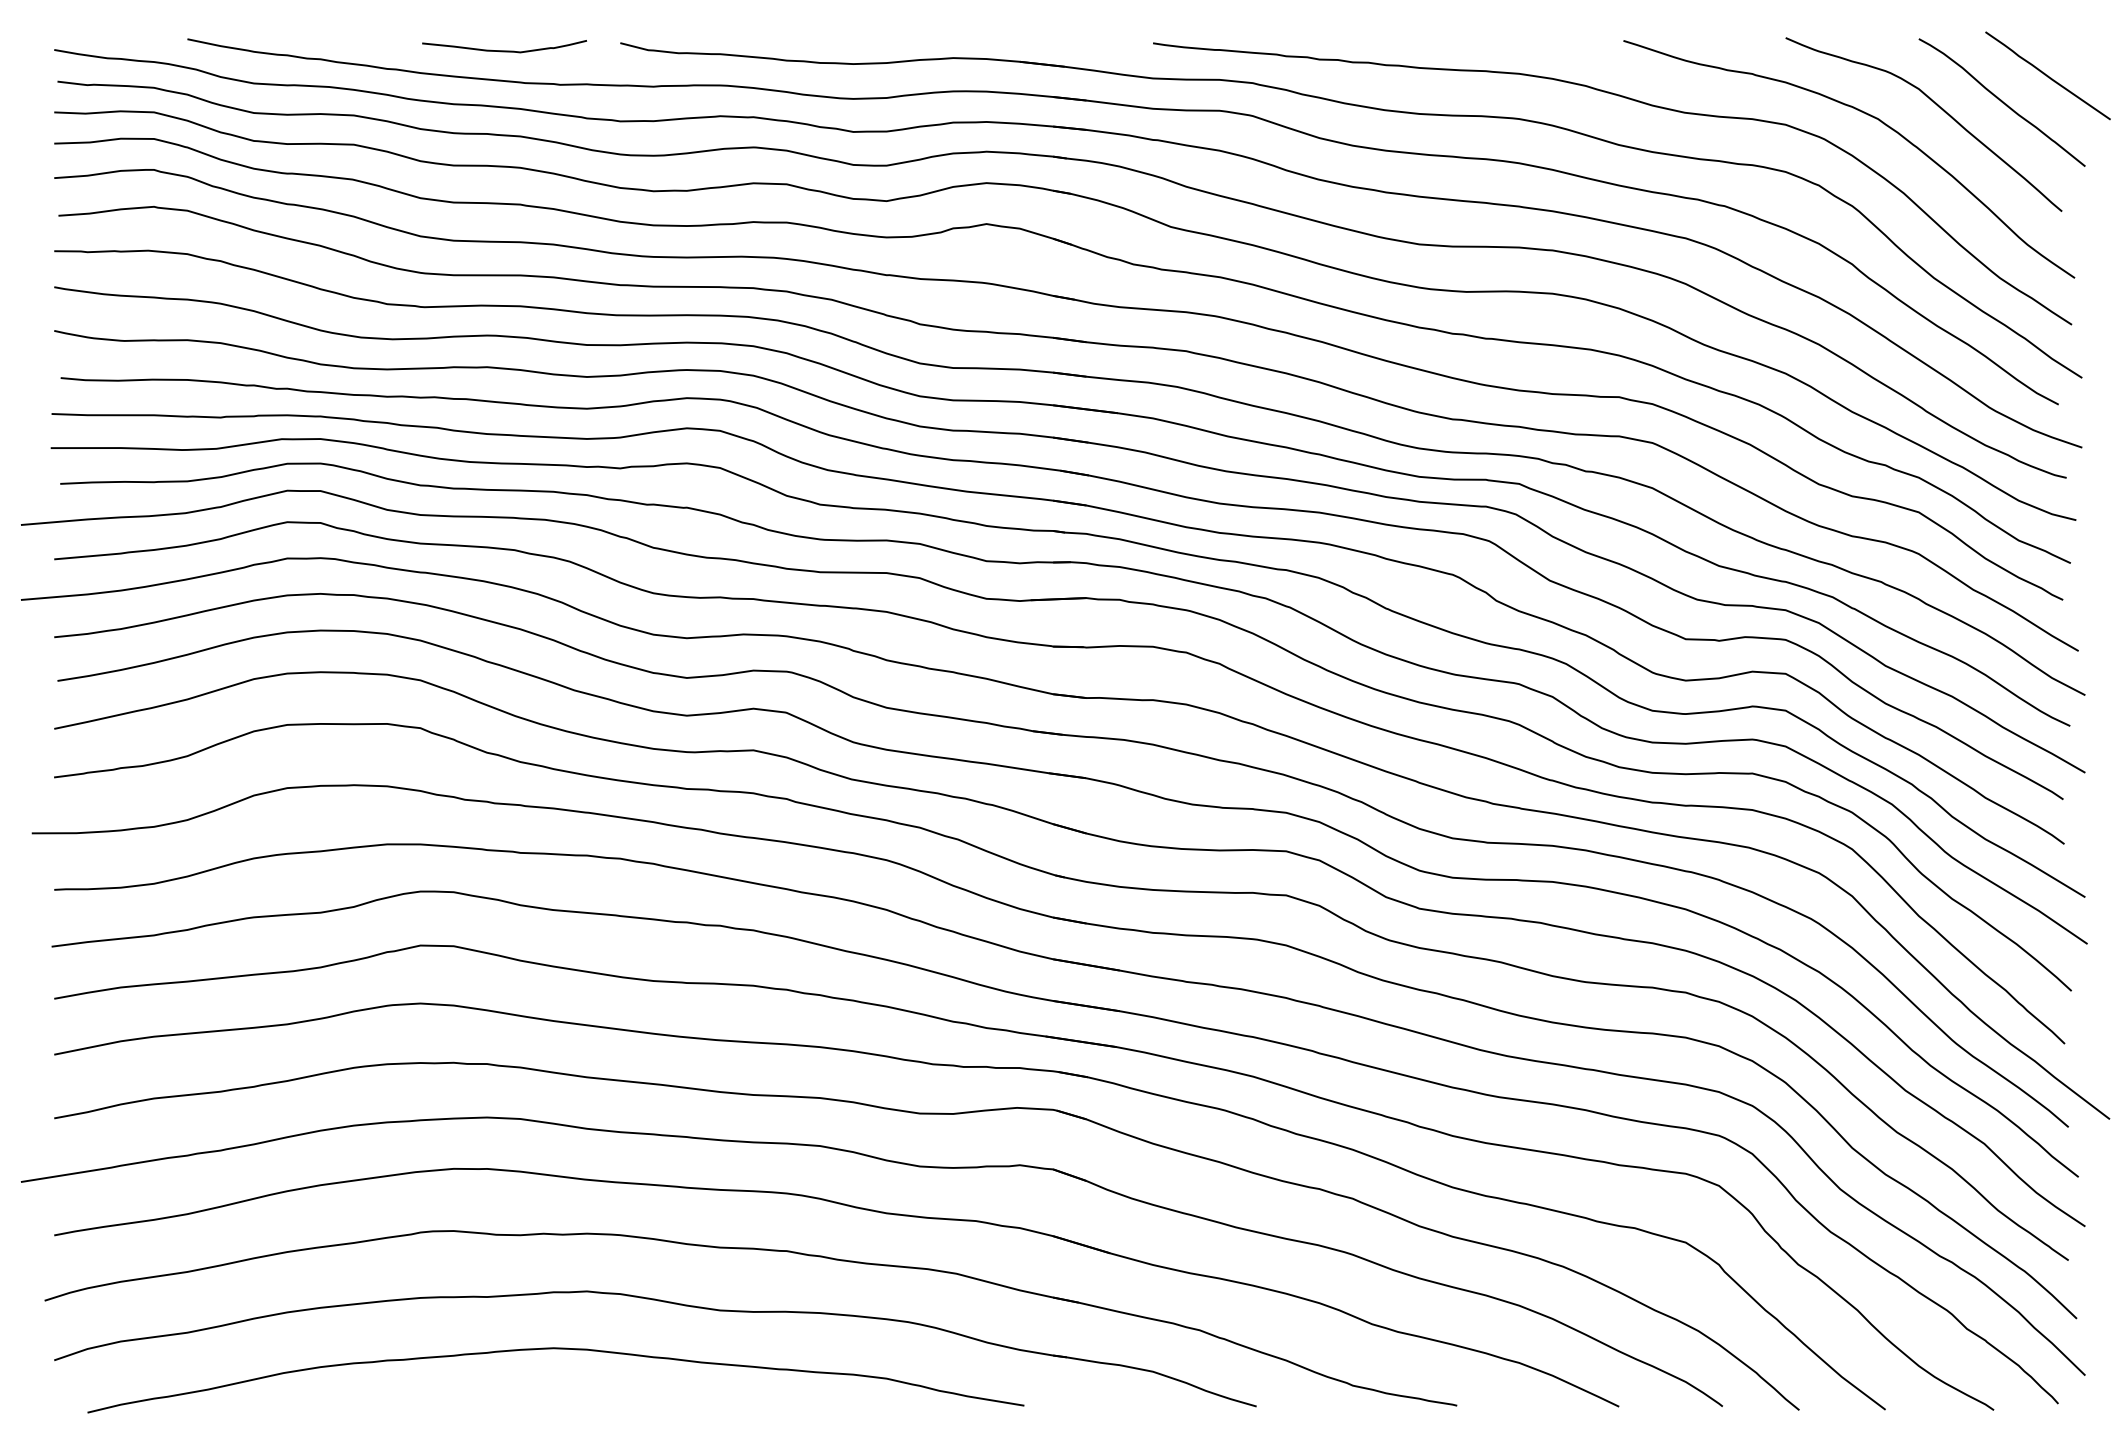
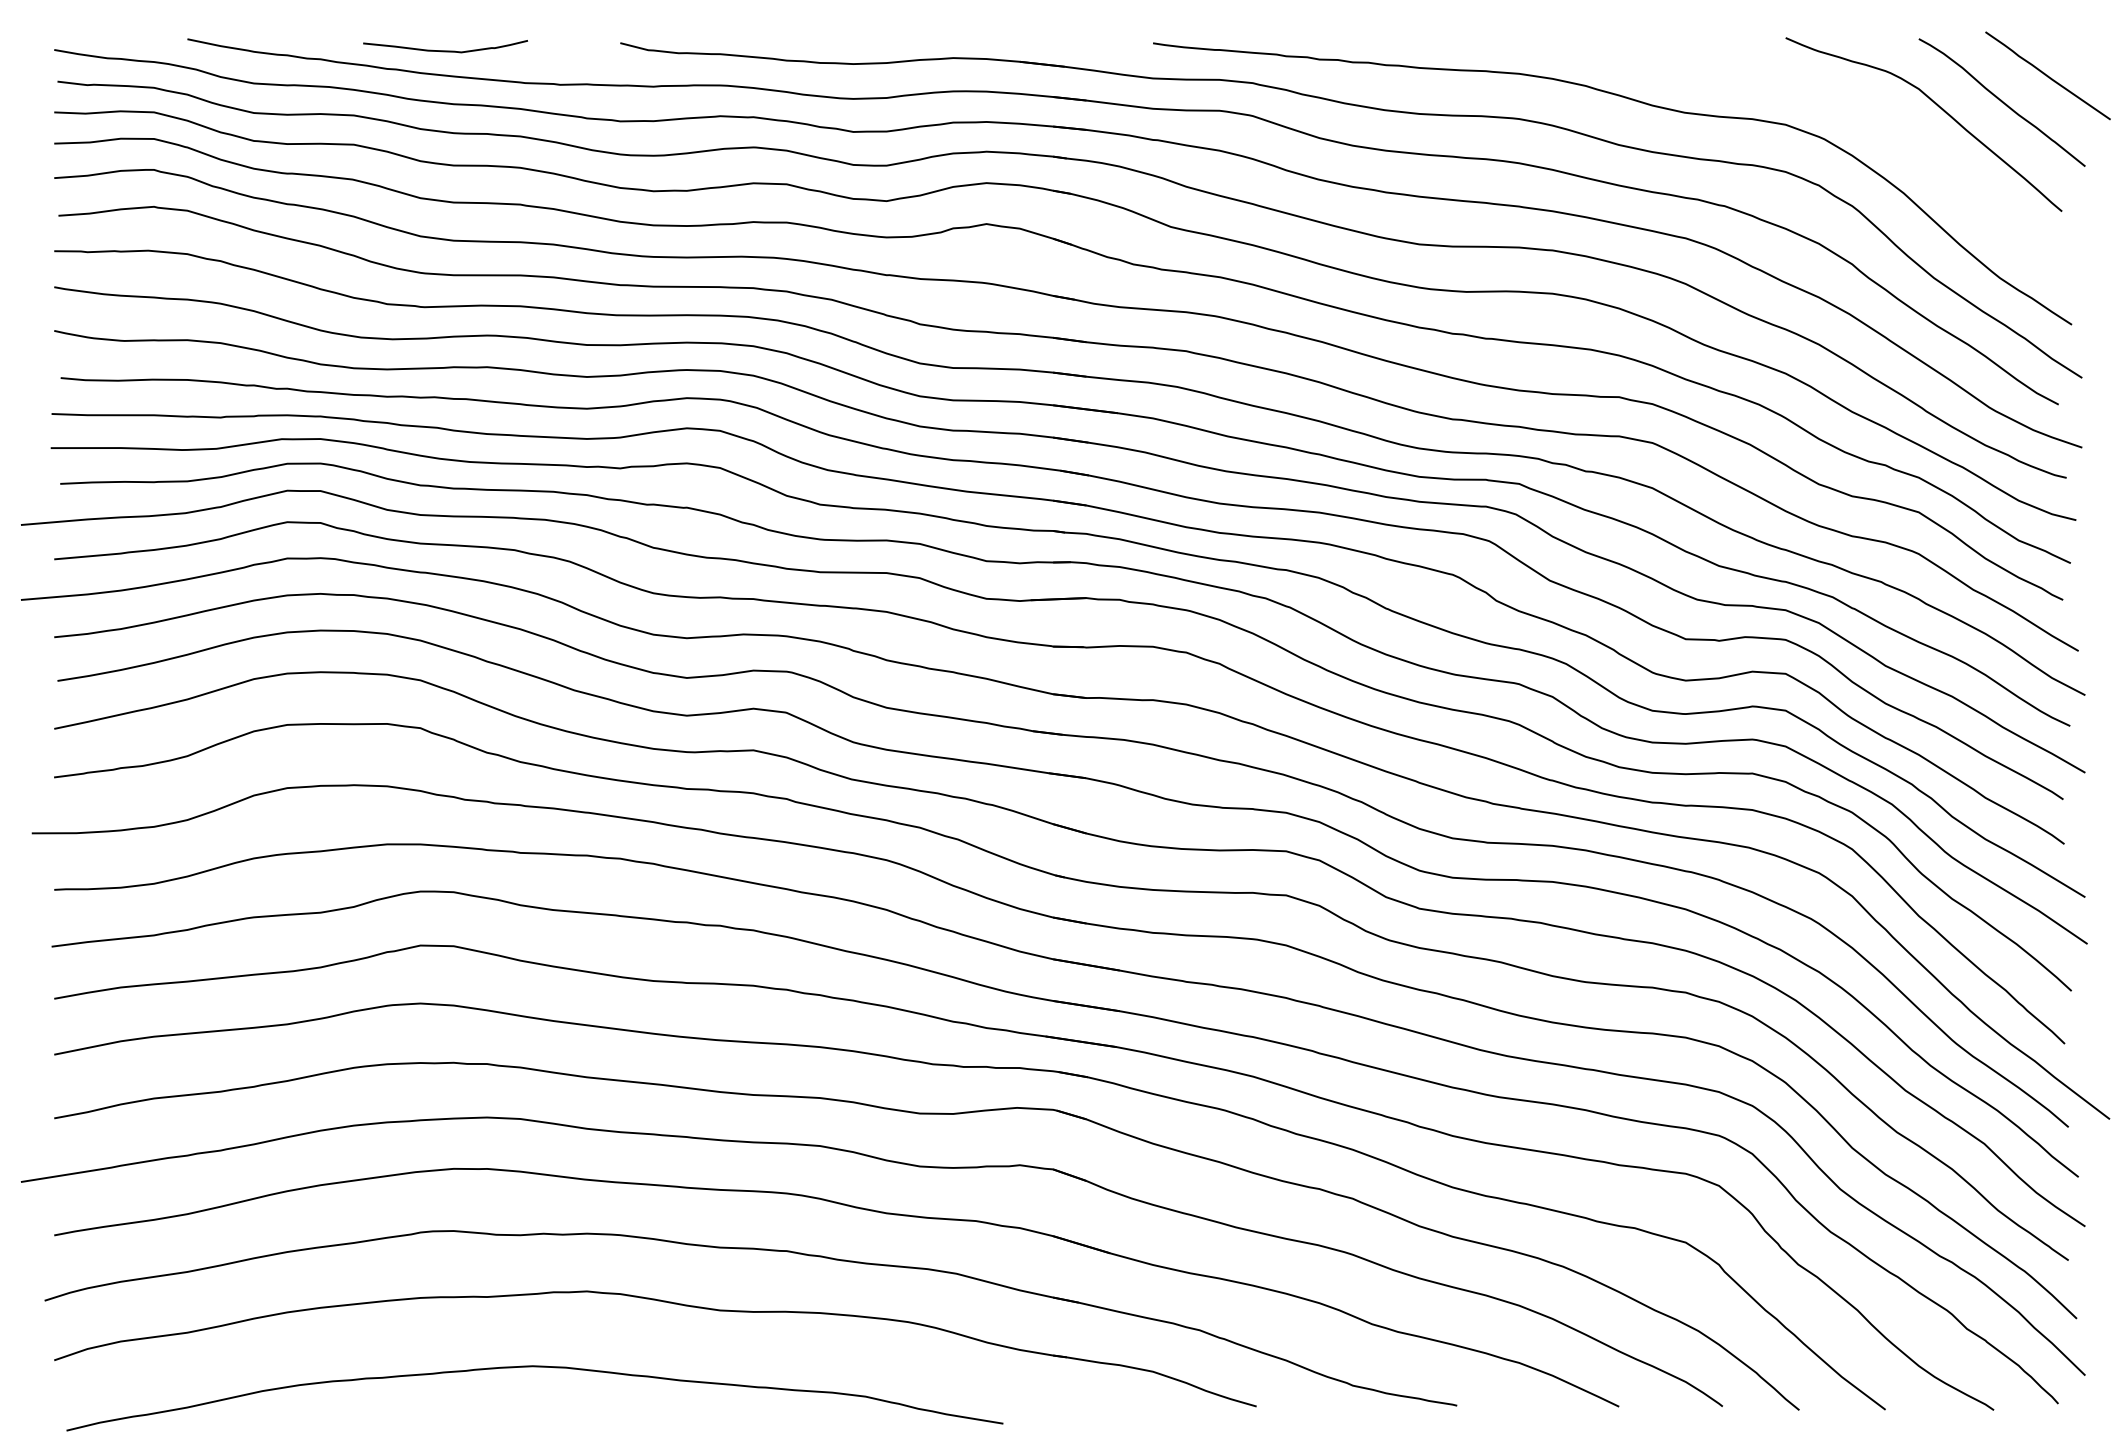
curve position: (504, 50) -> (445, 50) (445, 50)
curve: present -> none (1867, 115)
curve position: (555, 1349) -> (534, 1367) (534, 1367)
